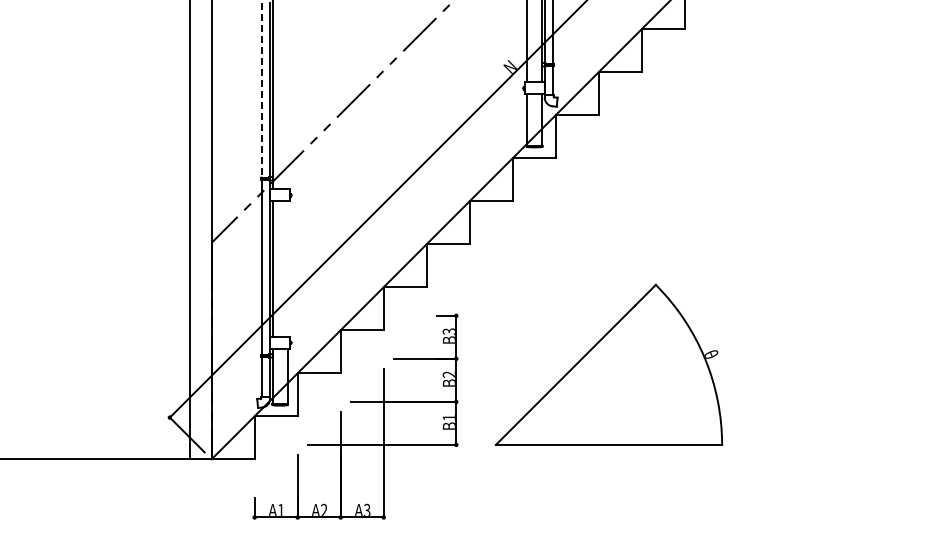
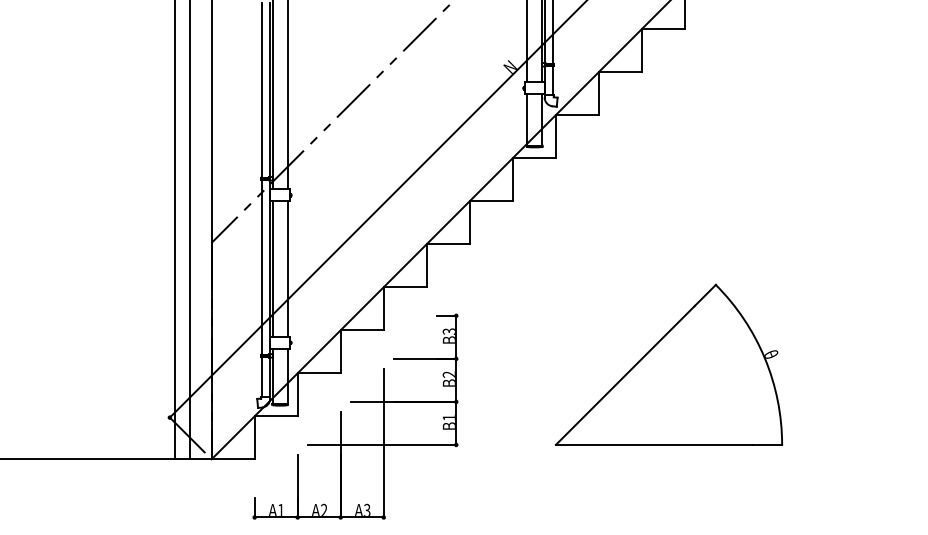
line: dashed -> solid (261, 90)
line: none -> present (287, 95)
line: none -> present (175, 230)
line: none -> present (287, 268)
part position: (608, 364) -> (668, 364) (668, 364)
